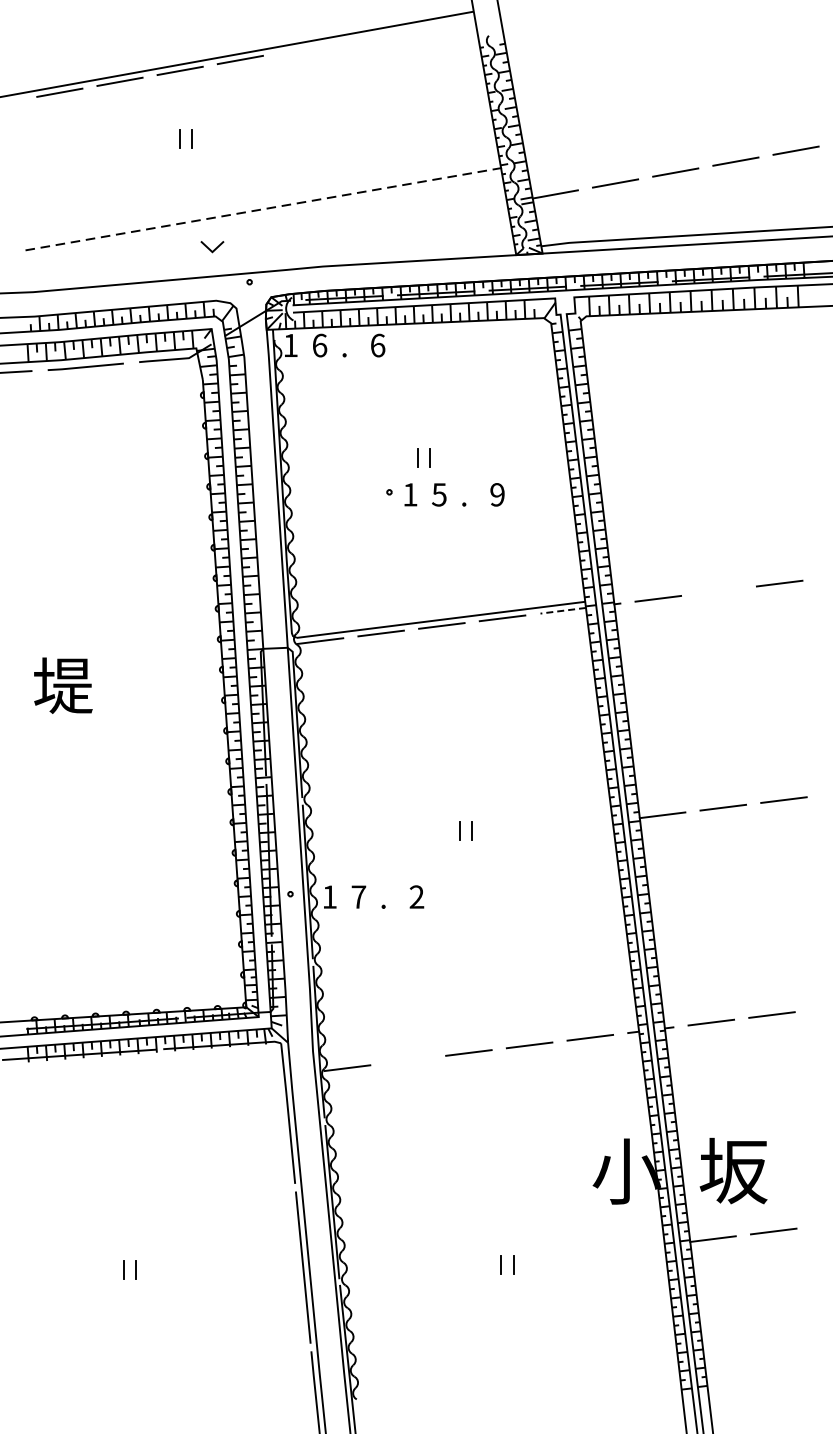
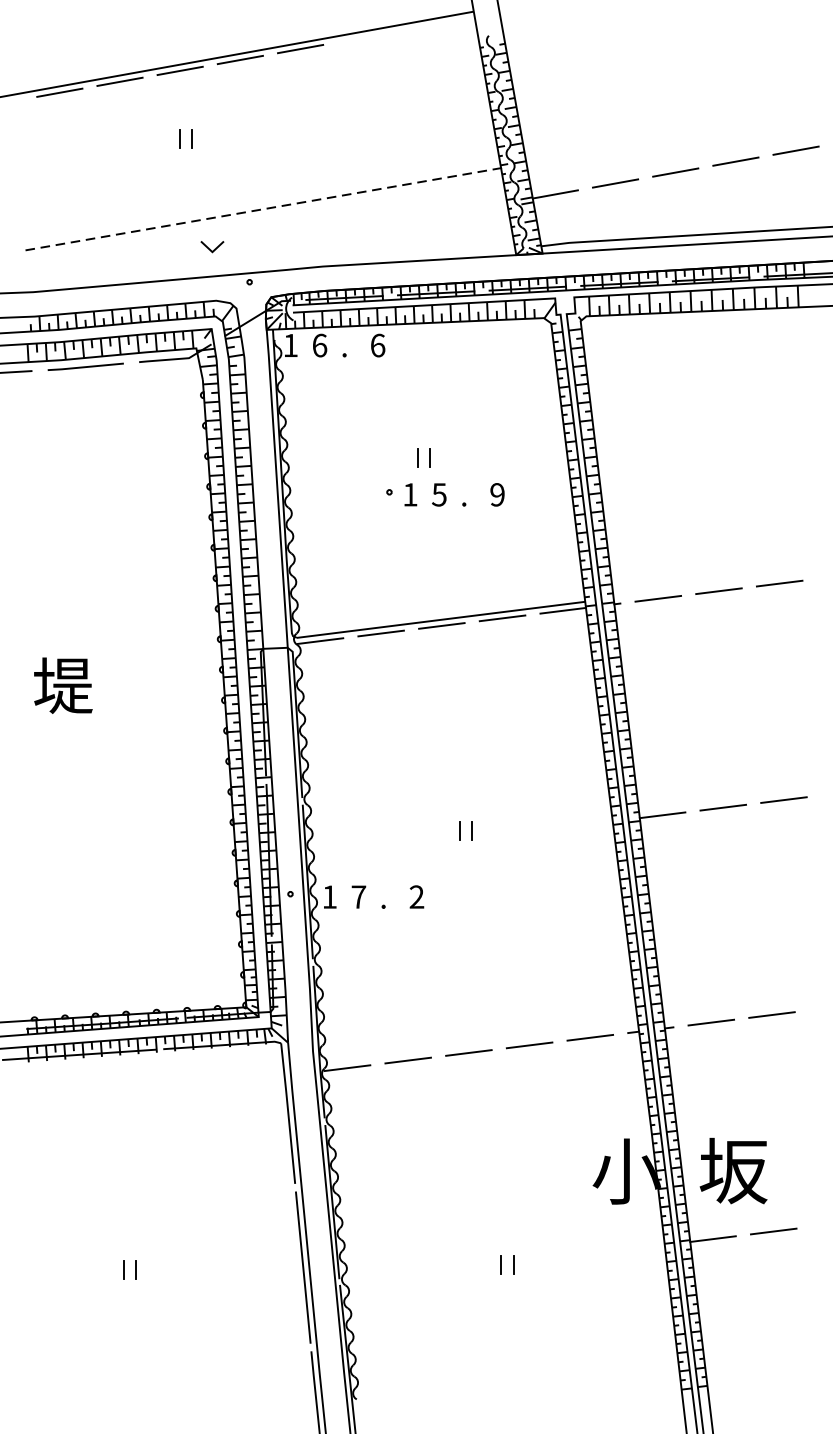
line: none -> present (300, 48)
line: none -> present (718, 591)
line: dashed -> solid (563, 610)
line: none -> present (407, 1060)
